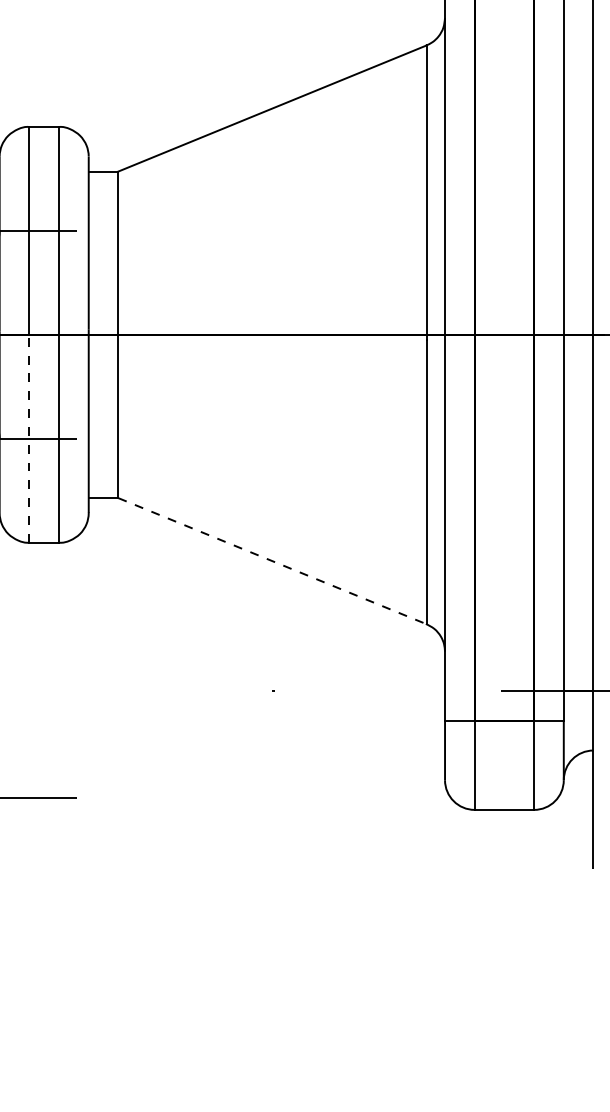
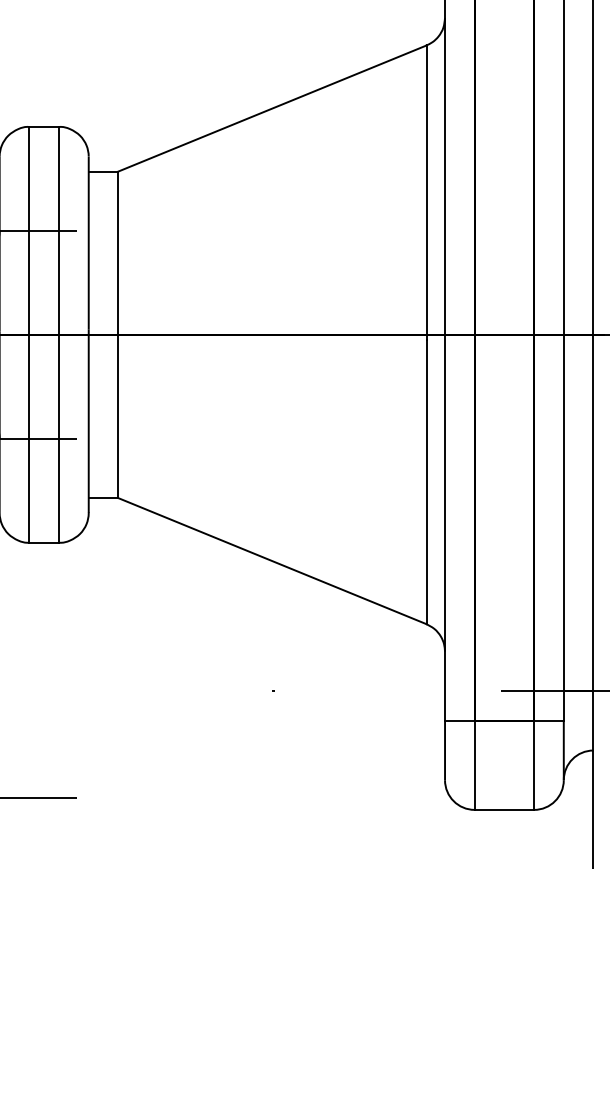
line: dashed -> solid (29, 438)
line: dashed -> solid (272, 561)
